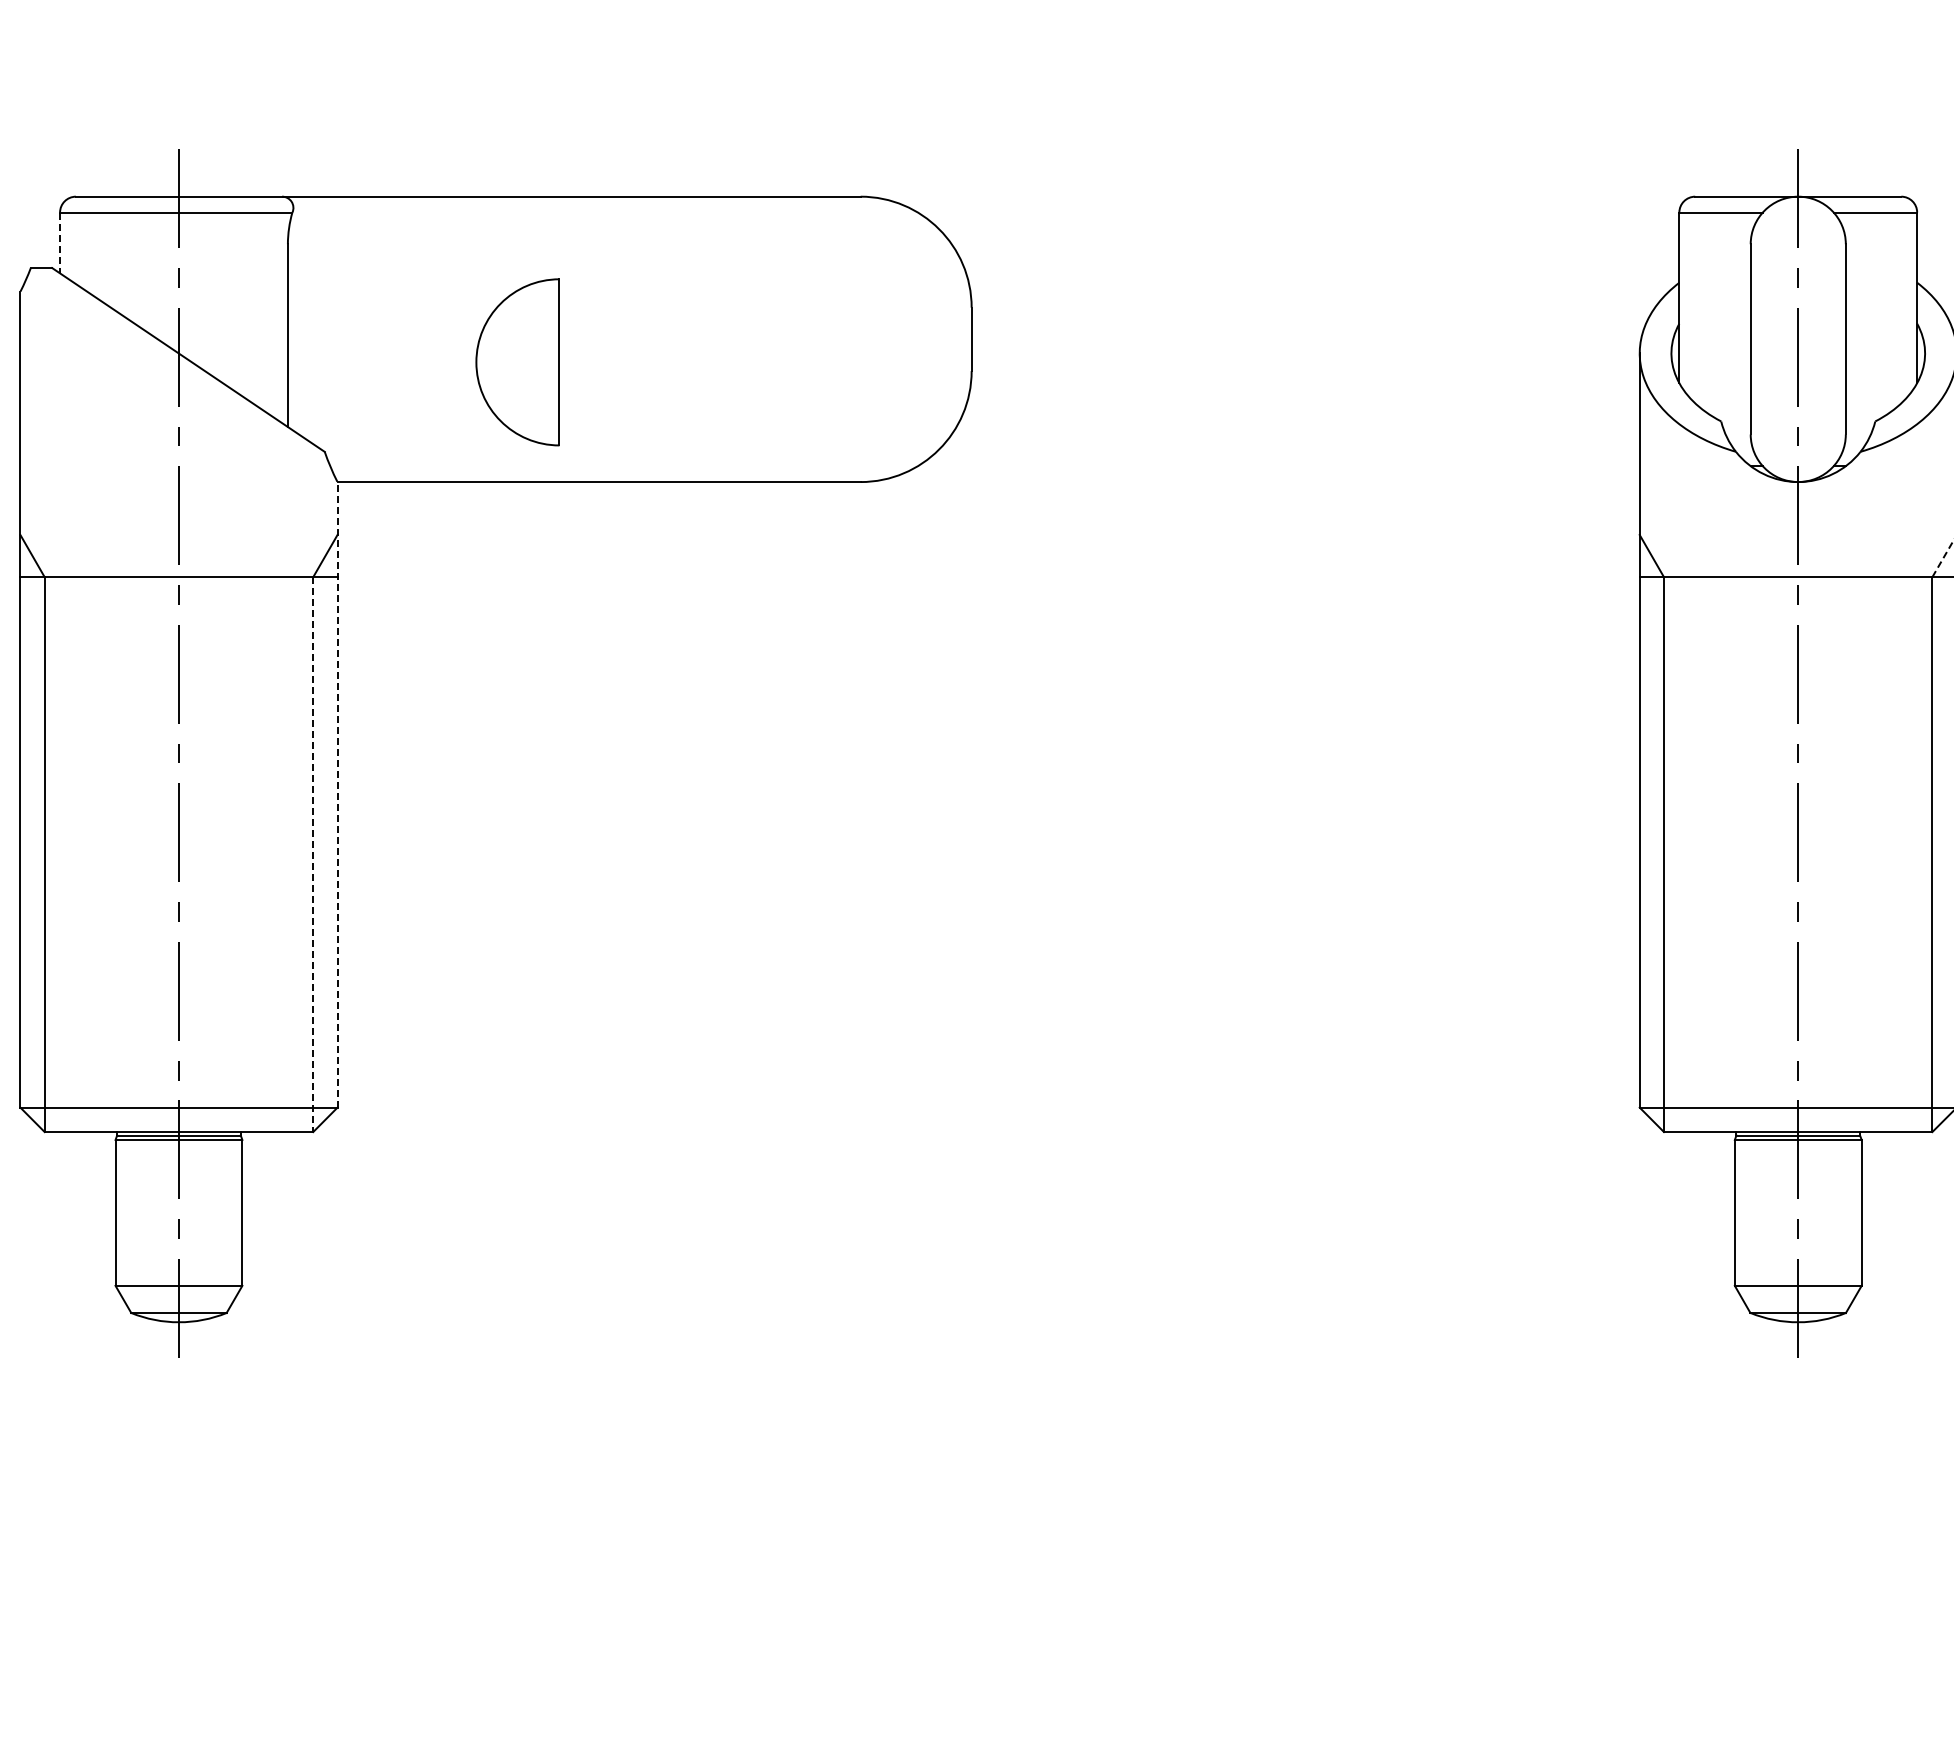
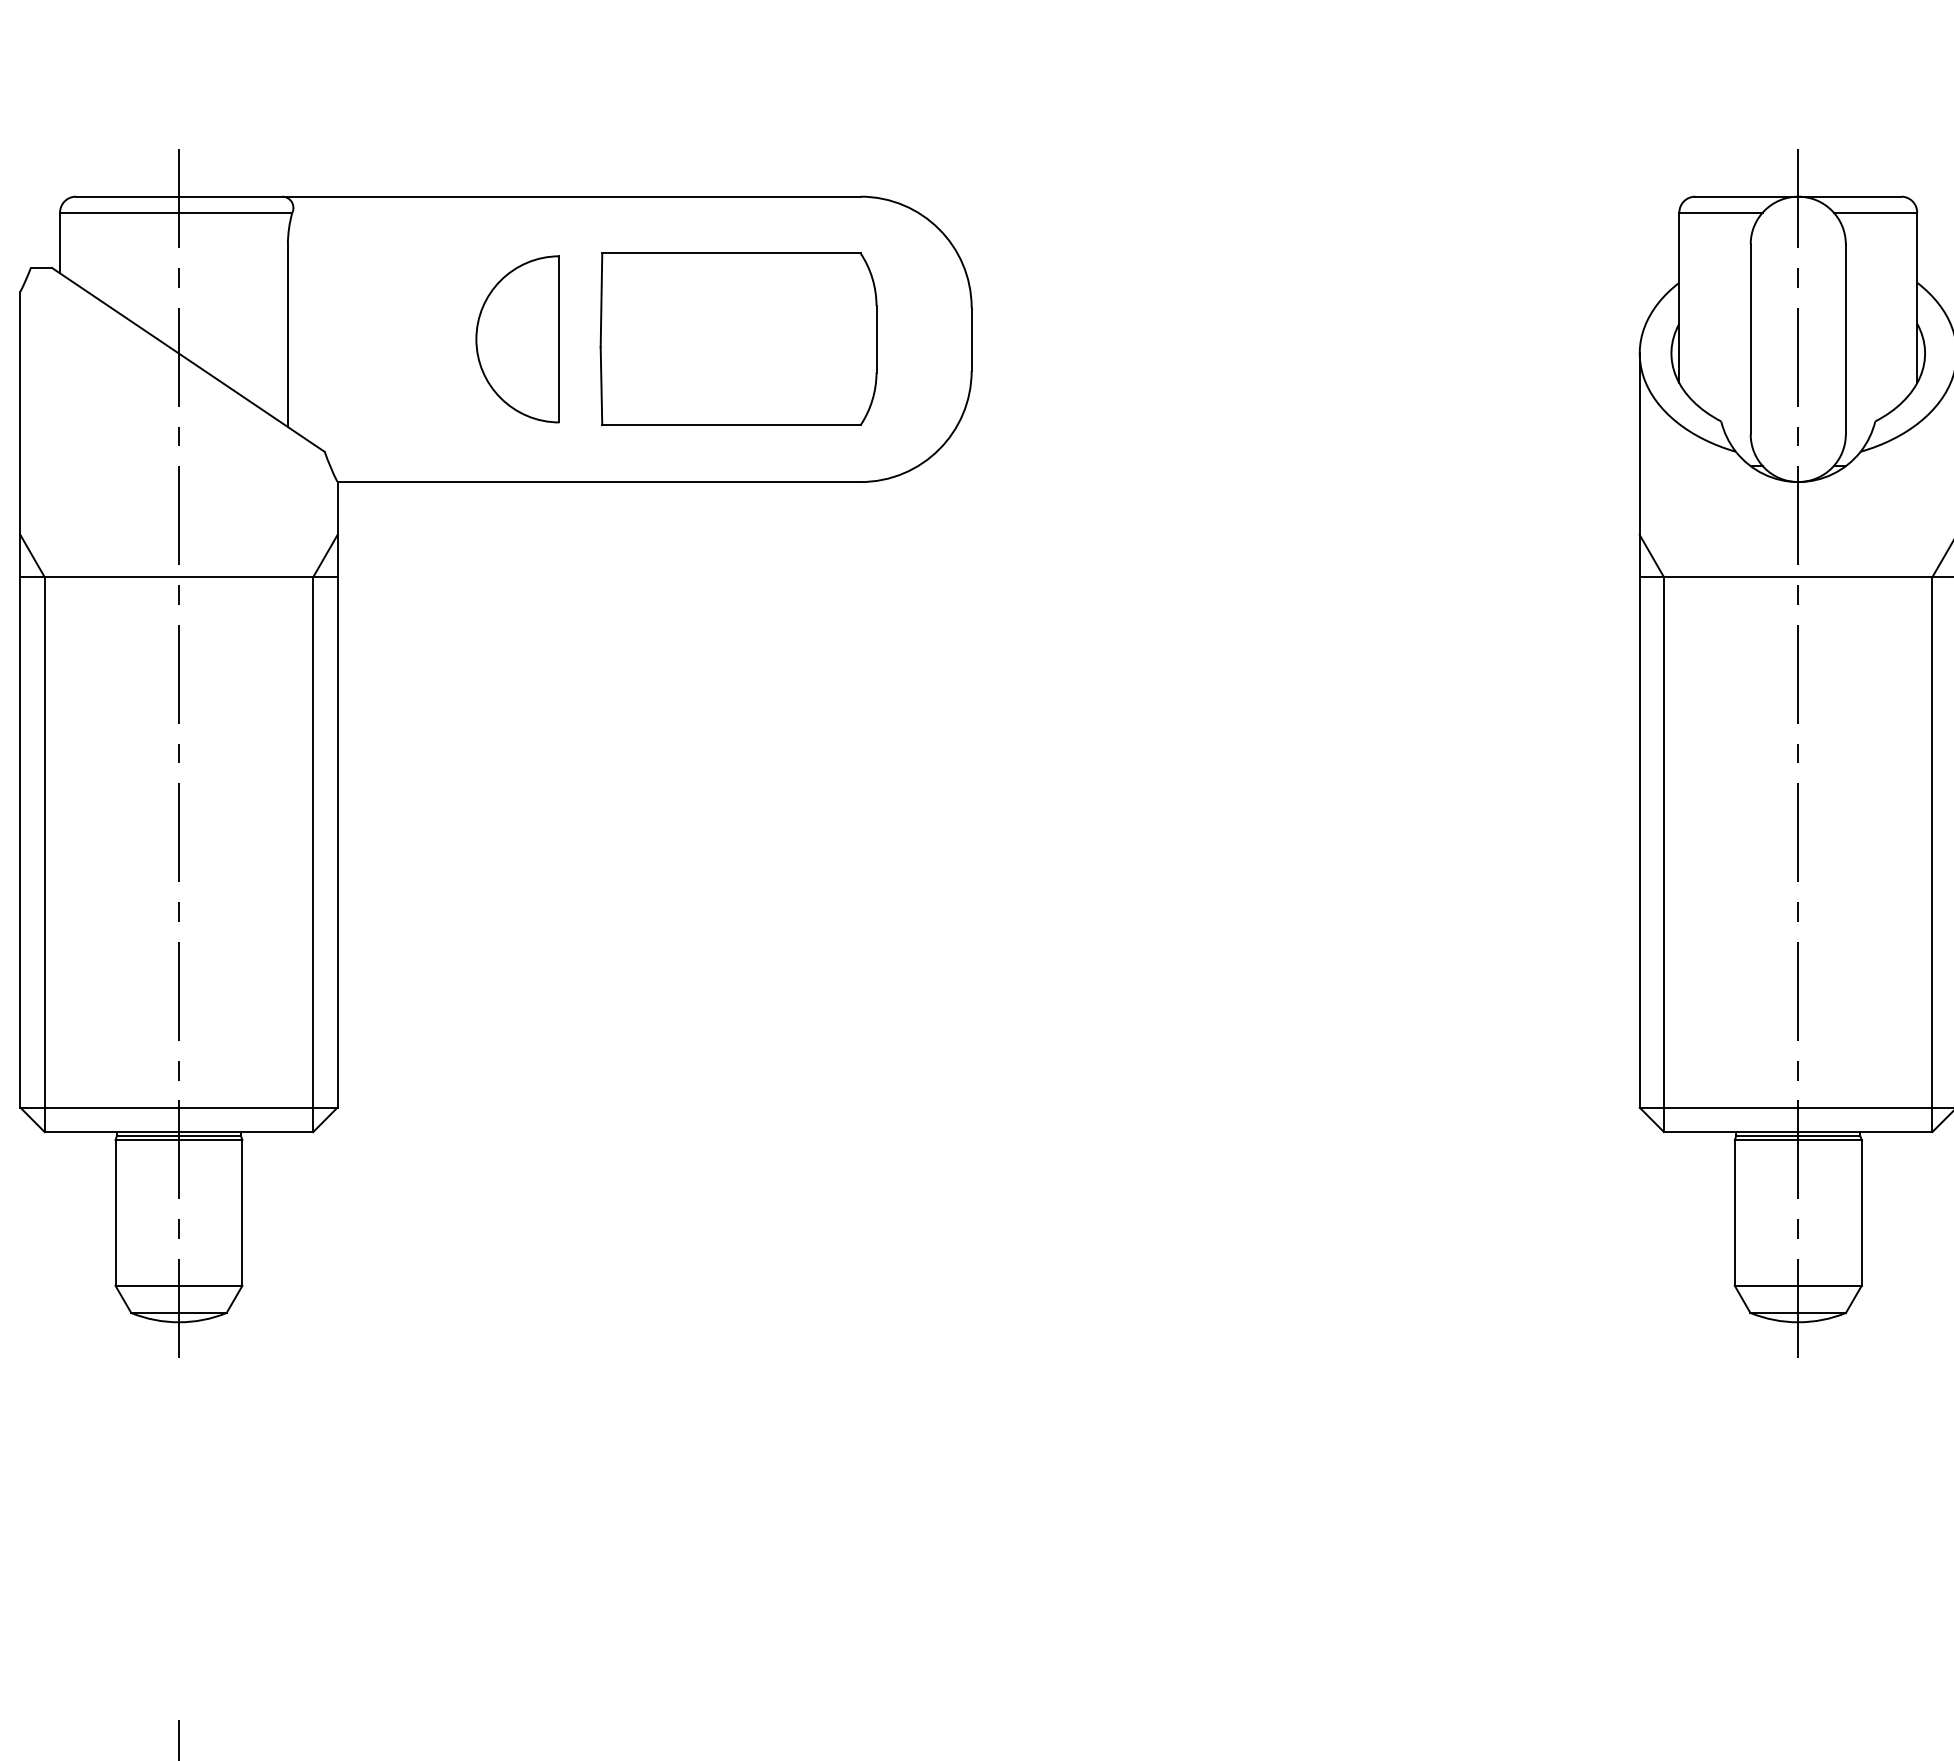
line: dashed -> solid (60, 243)
part: none -> present (738, 338)
part position: (517, 362) -> (517, 339) (517, 339)
line: dashed -> solid (1943, 558)
line: dashed -> solid (337, 794)
line: dashed -> solid (313, 855)
line: none -> present (178, 1738)
